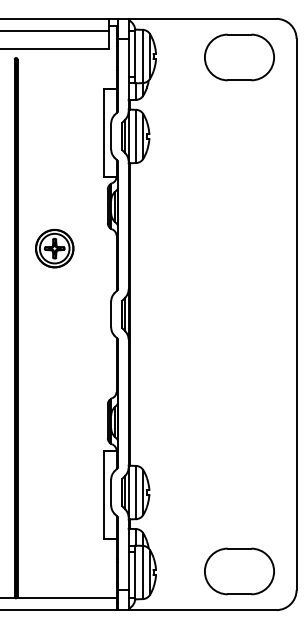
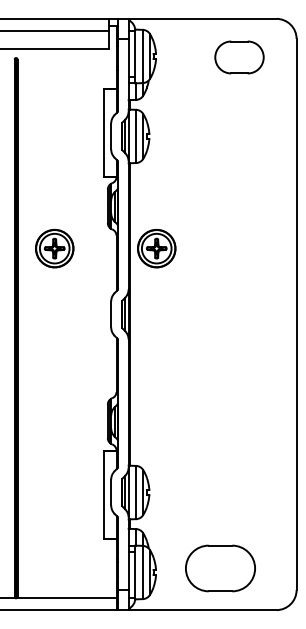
part size: 71x49 px -> 51x35 px (239, 57)
part: none -> present (156, 248)
part position: (239, 571) -> (220, 568) (220, 568)
